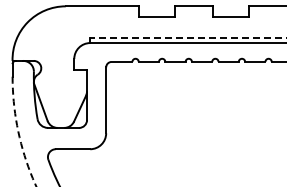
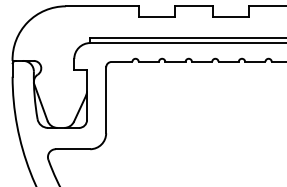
line: dashed -> solid (188, 37)
arc: dashed -> solid (18, 133)
